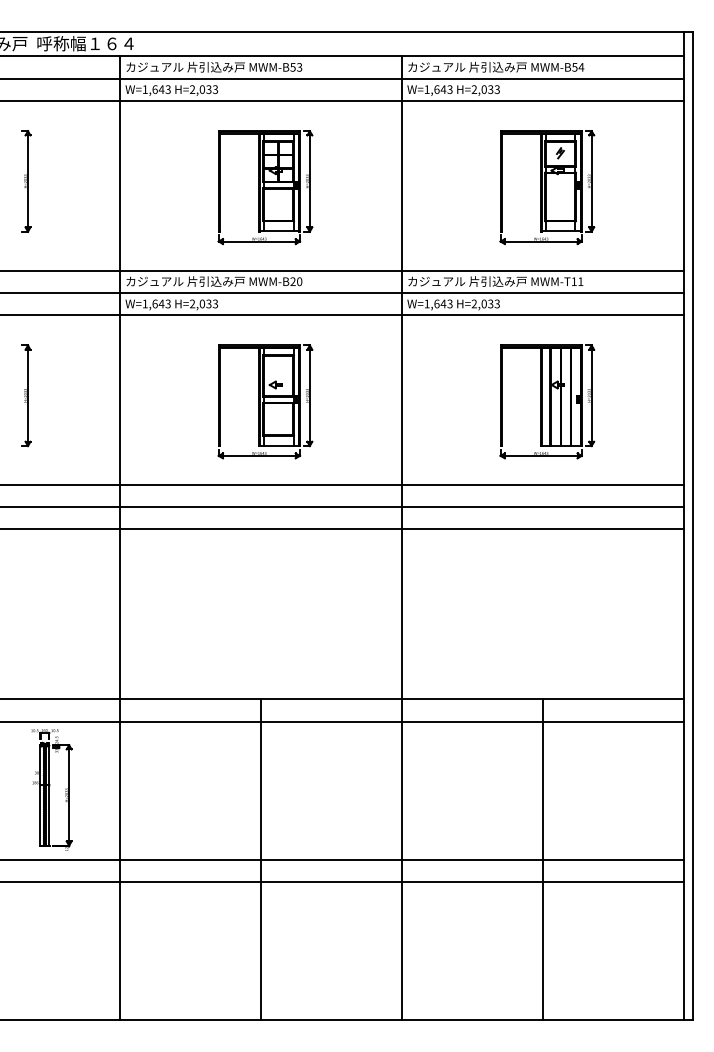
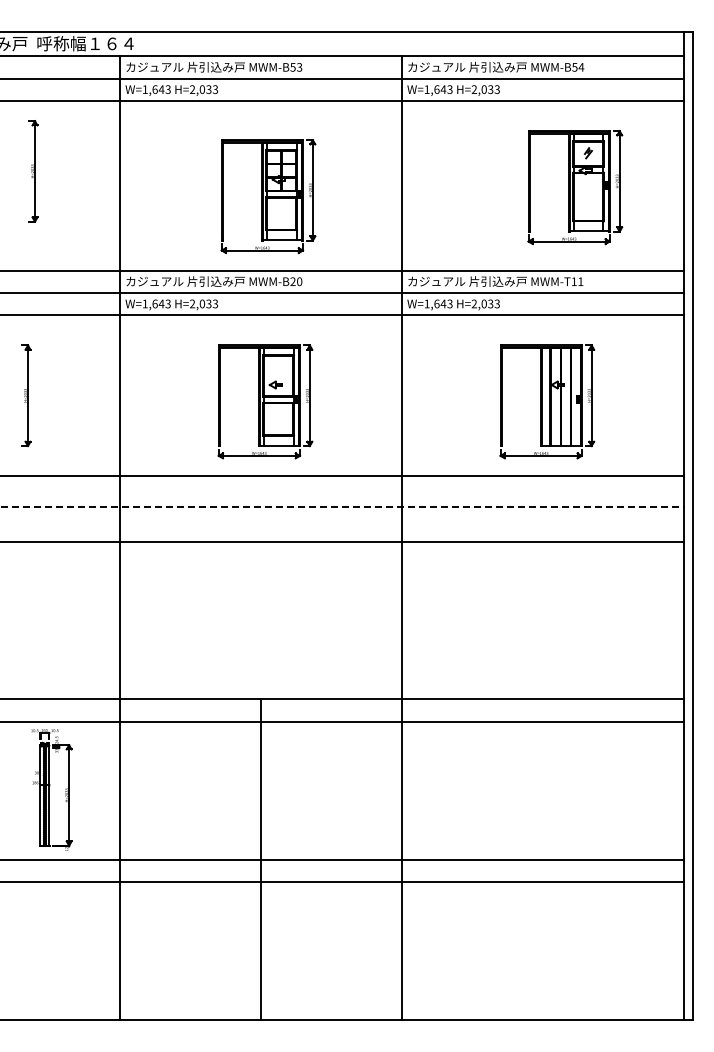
part position: (26, 181) -> (33, 171) (33, 171)
part position: (265, 187) -> (268, 196) (268, 196)
part position: (547, 187) -> (575, 187) (575, 187)
line position: (342, 484) -> (342, 475) (342, 475)
line: solid -> dashed (342, 507)
line position: (342, 529) -> (342, 542) (342, 542)
line: present -> none (542, 859)
